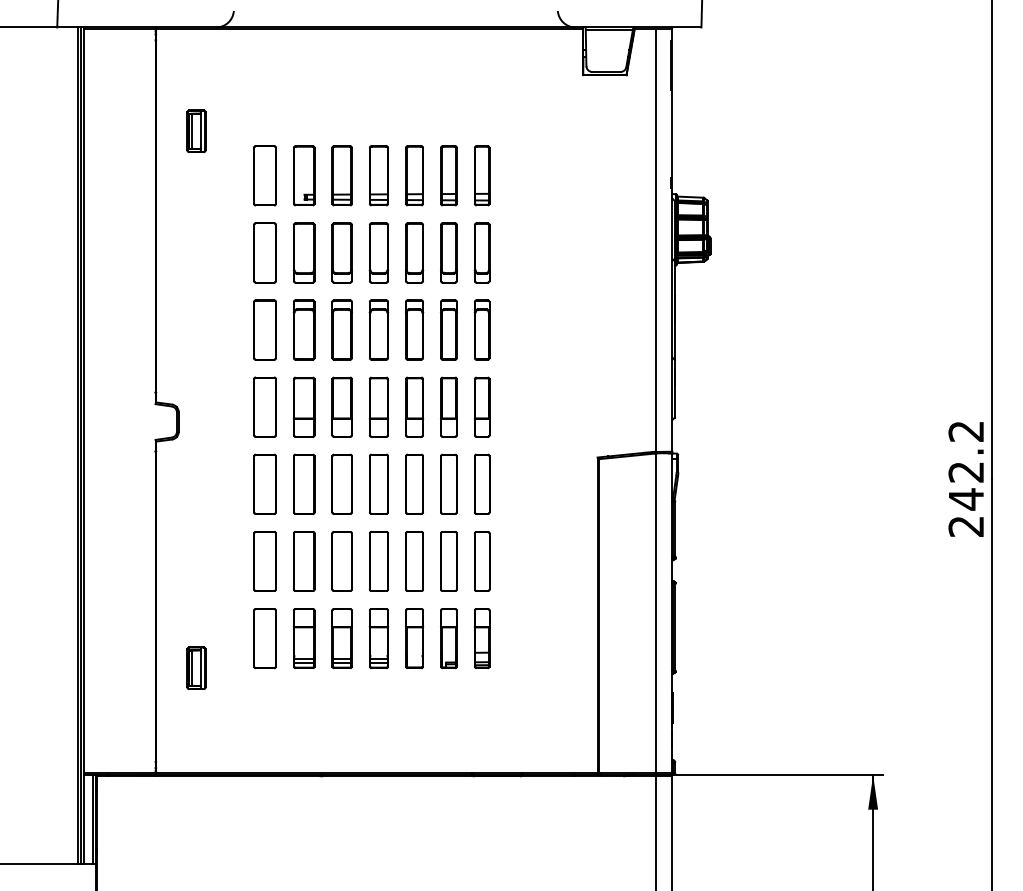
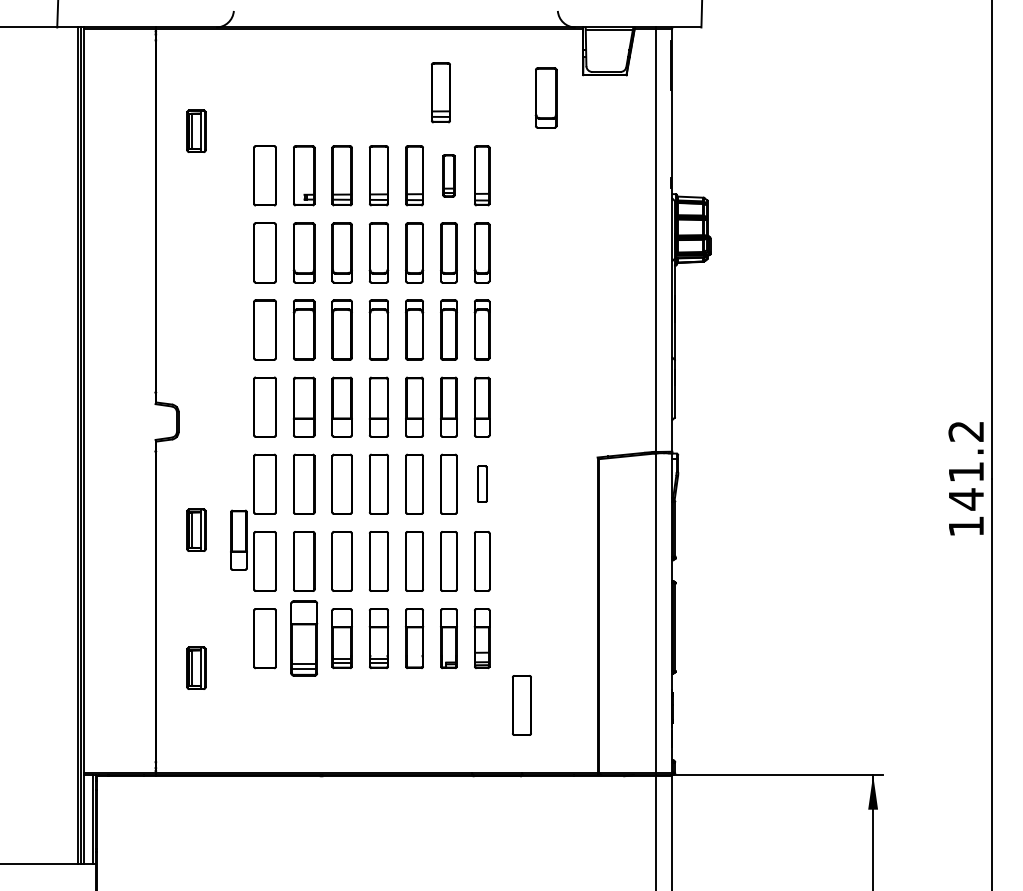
part: none -> present (440, 92)
part: none -> present (545, 97)
part size: 18x62 px -> 14x44 px (448, 175)
part size: 17x62 px -> 11x38 px (482, 483)
text: 242.2 -> 141.2 (965, 499)
part: none -> present (196, 529)
part: none -> present (238, 539)
part size: 24x62 px -> 29x77 px (304, 638)
part: none -> present (521, 705)
